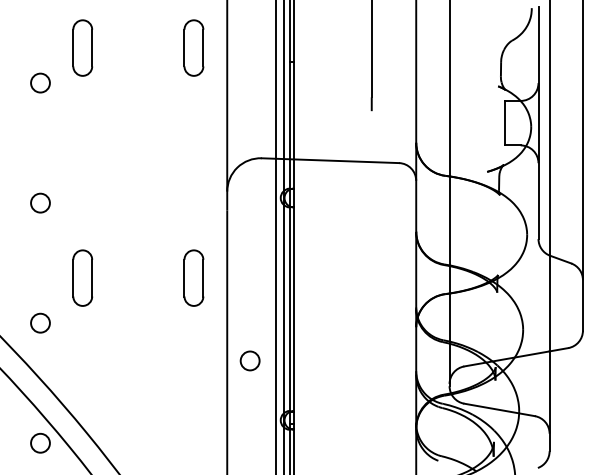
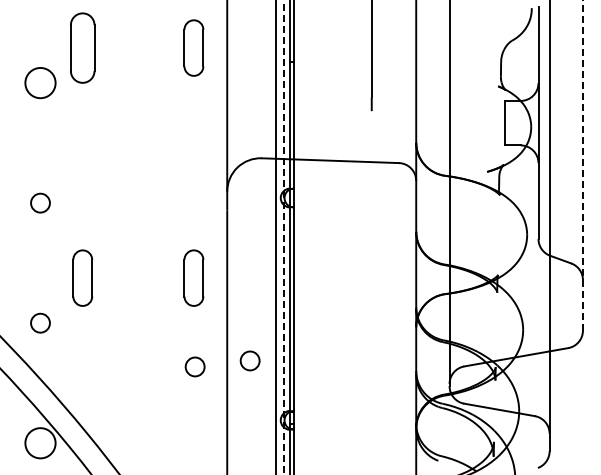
part size: 22x58 px -> 26x72 px (82, 47)
circle diameter: 19 px -> 30 px (40, 82)
line: solid -> dashed (582, 165)
line: solid -> dashed (283, 238)
circle: none -> present (194, 366)
circle diameter: 19 px -> 30 px (40, 443)
